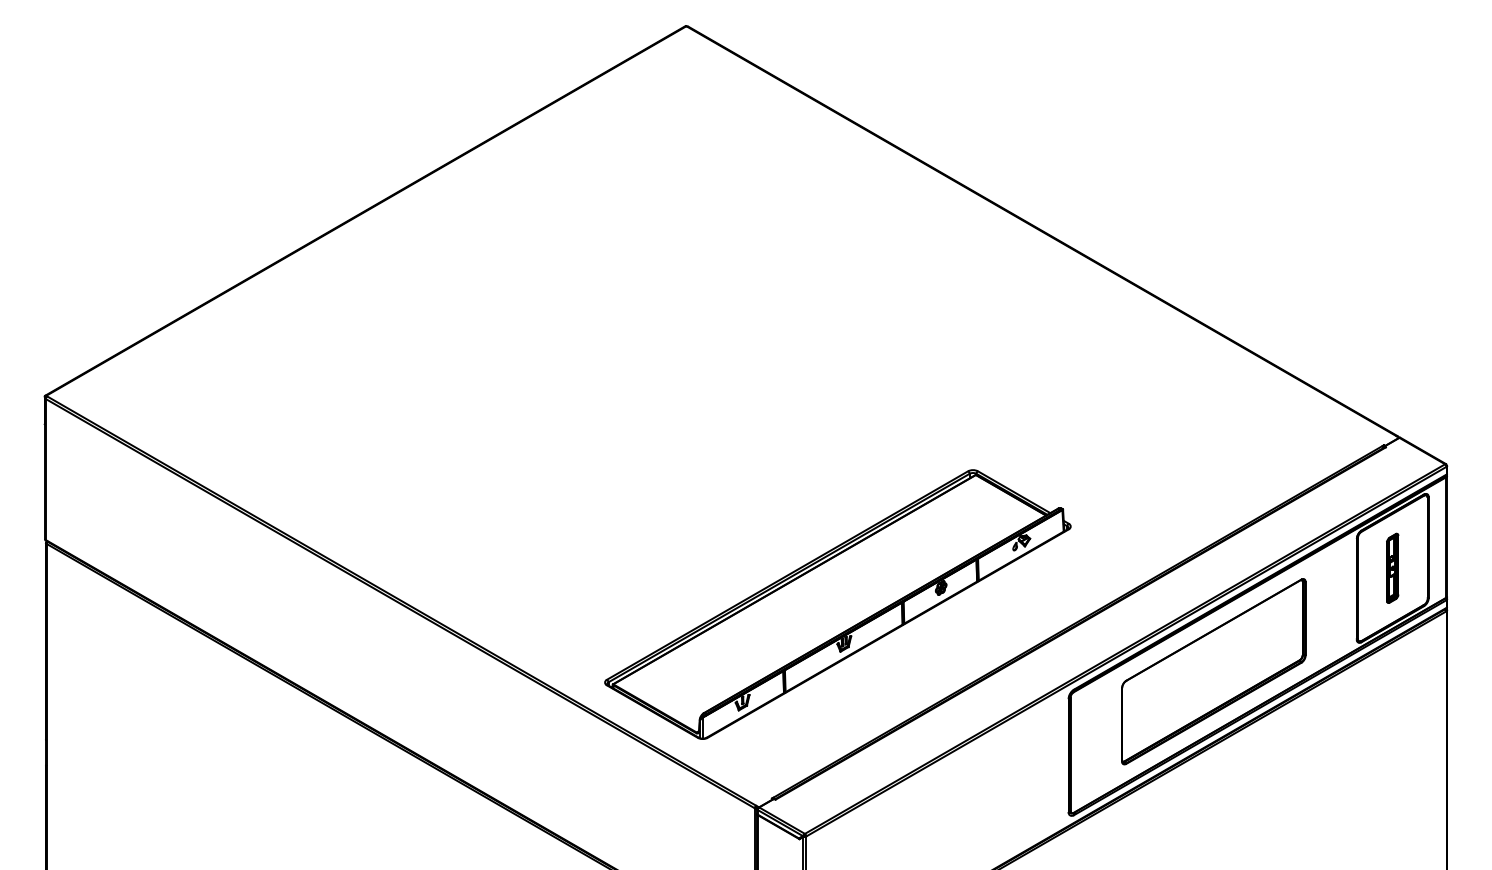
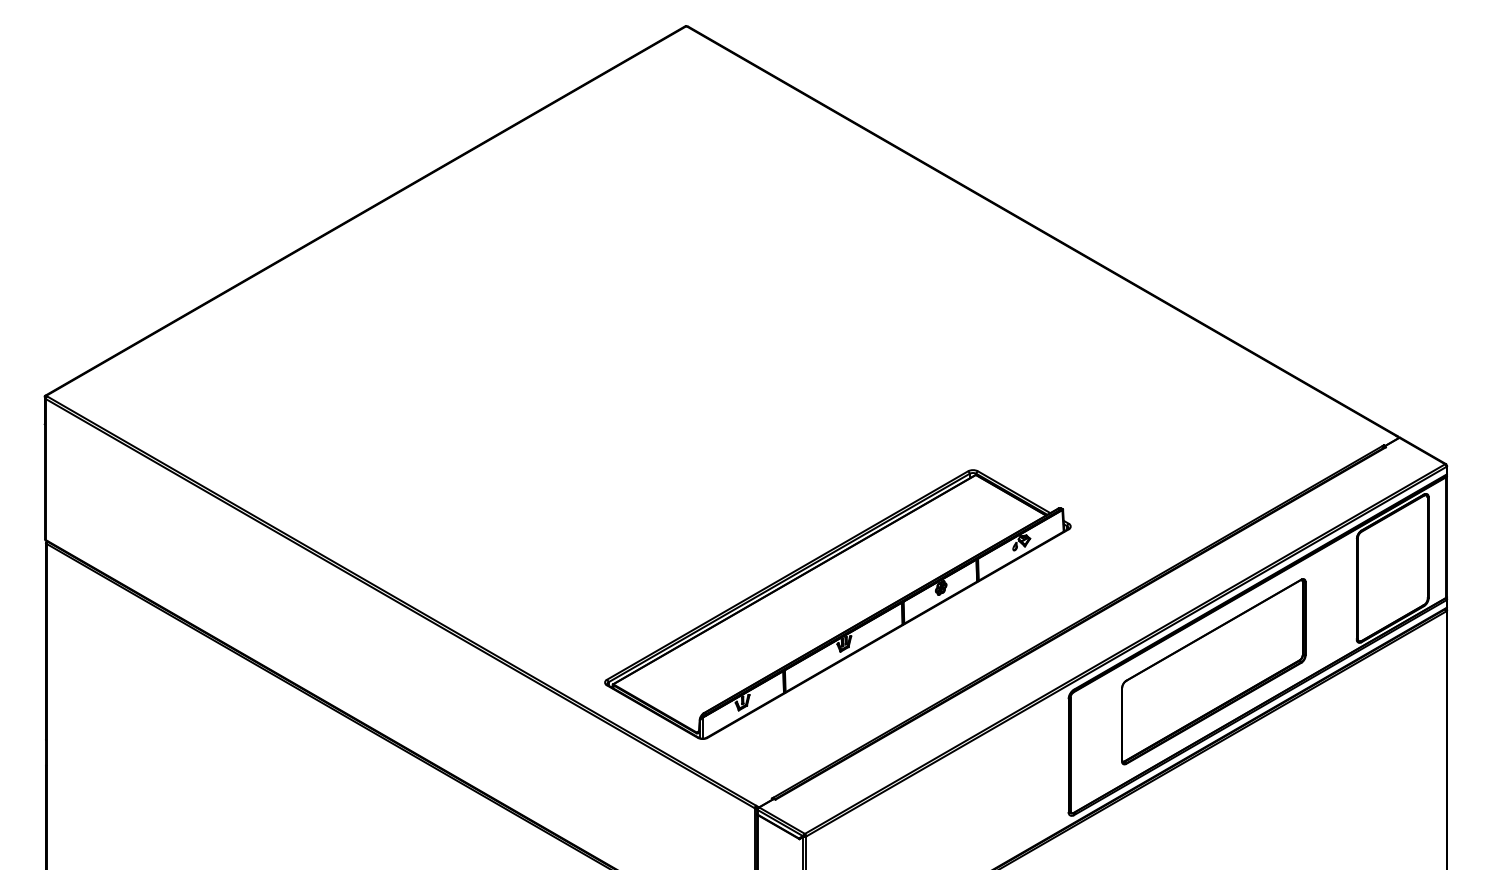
part: present -> none (1392, 567)
